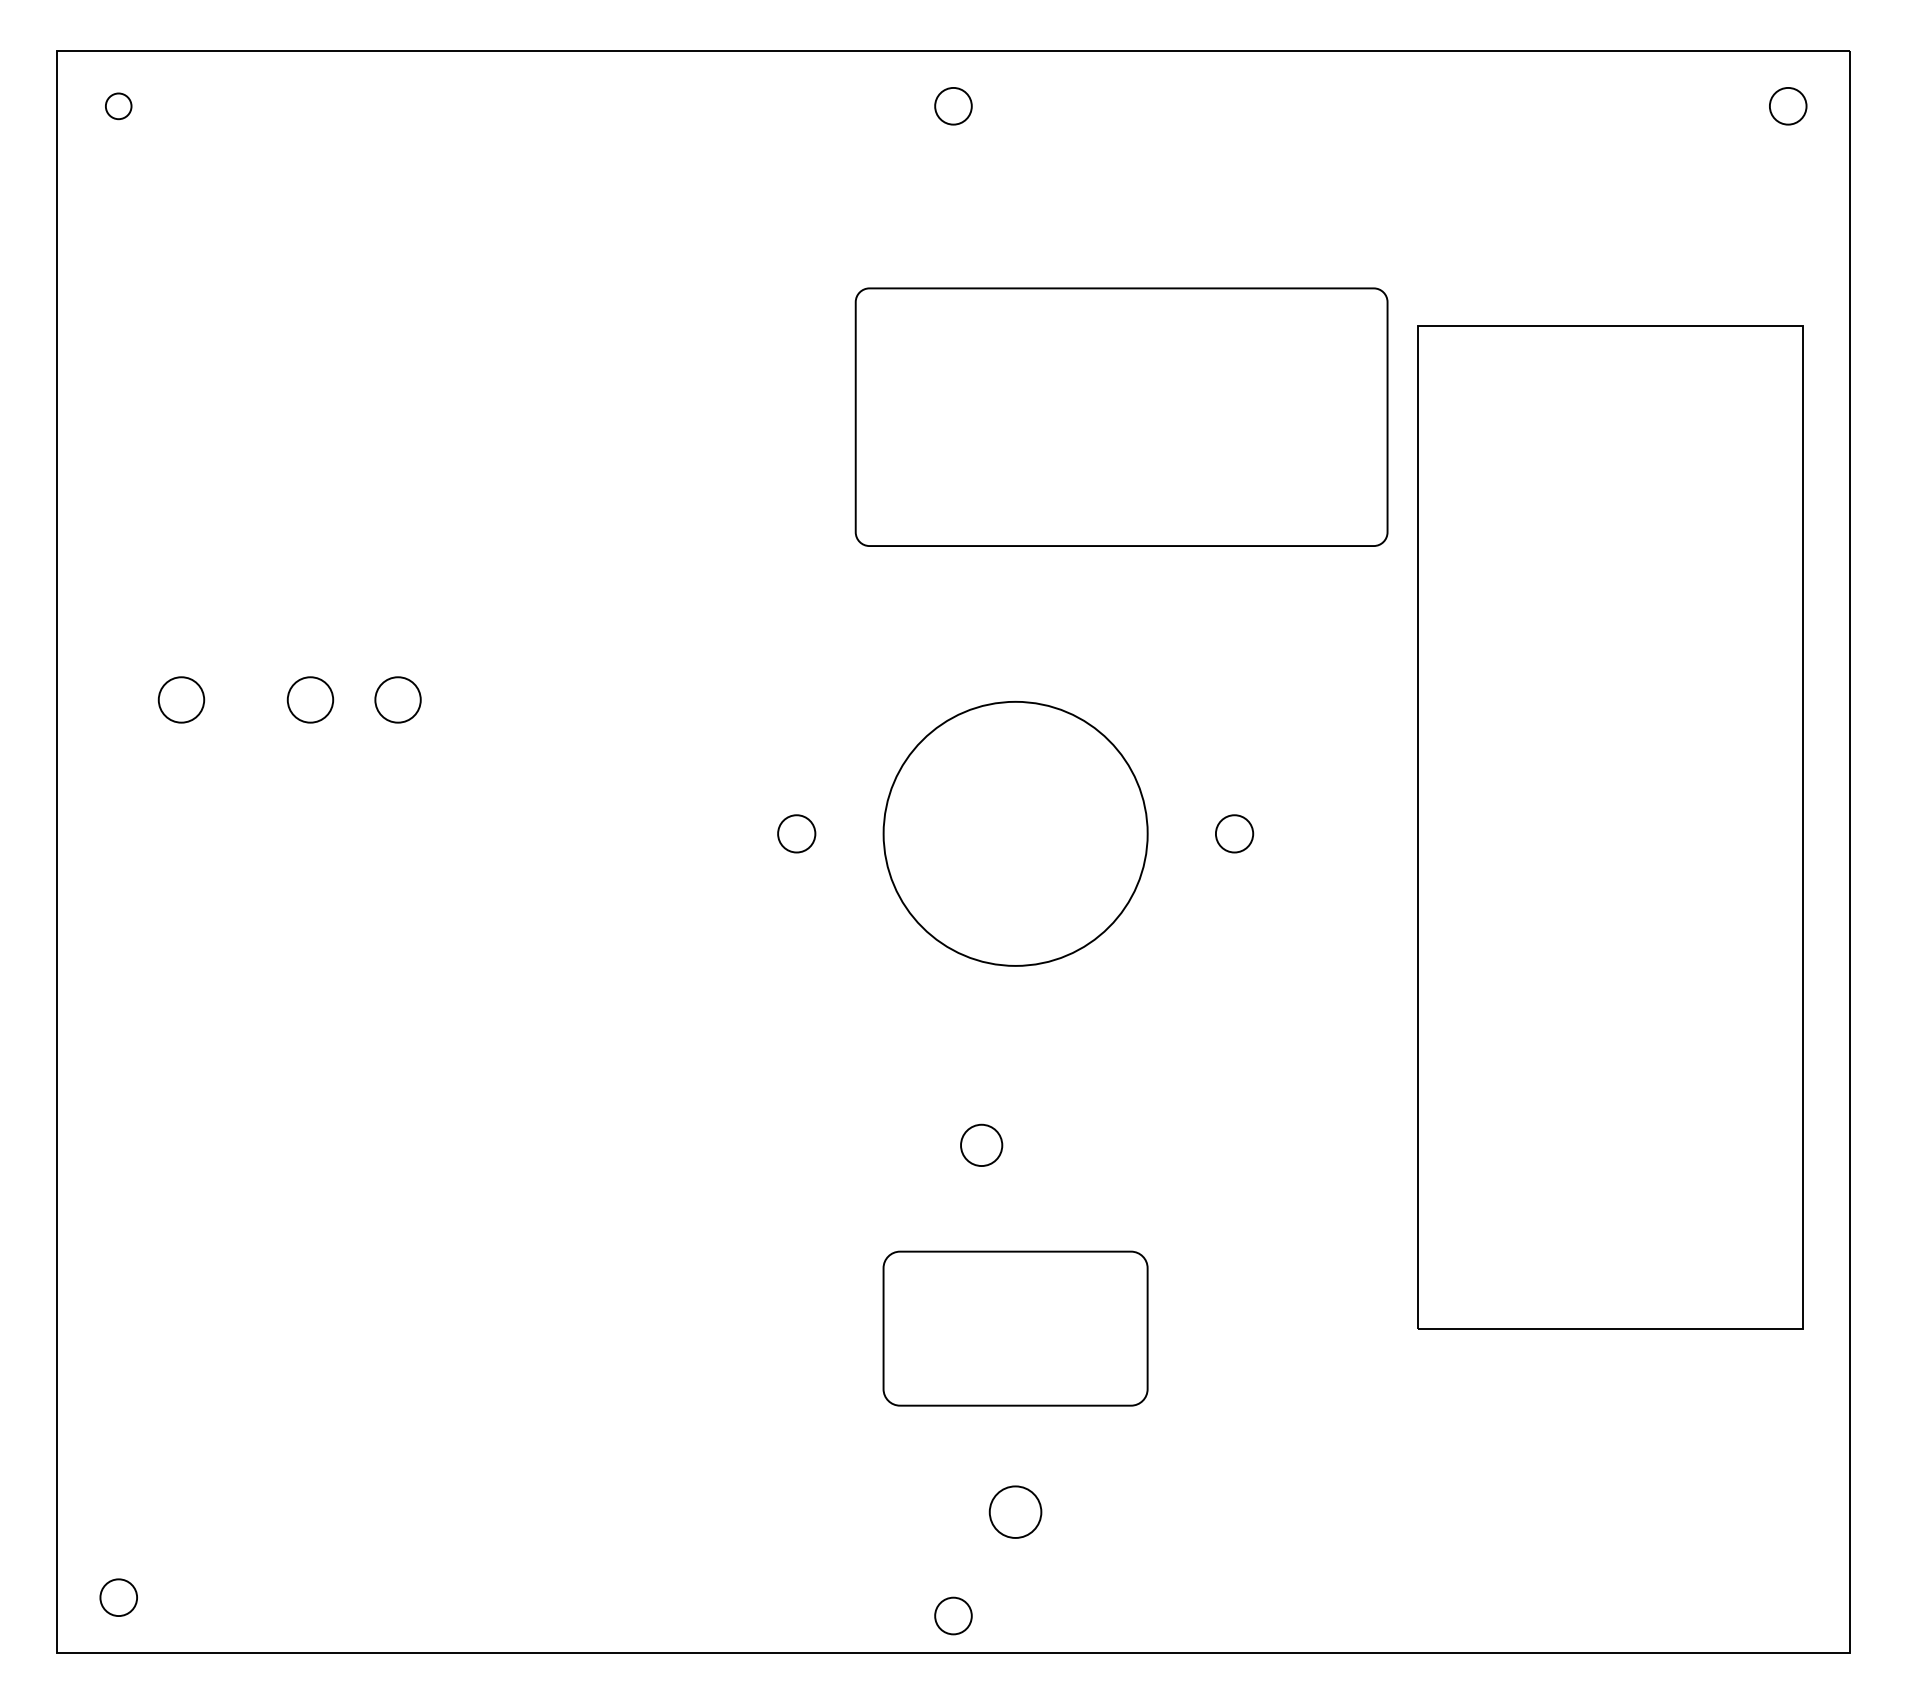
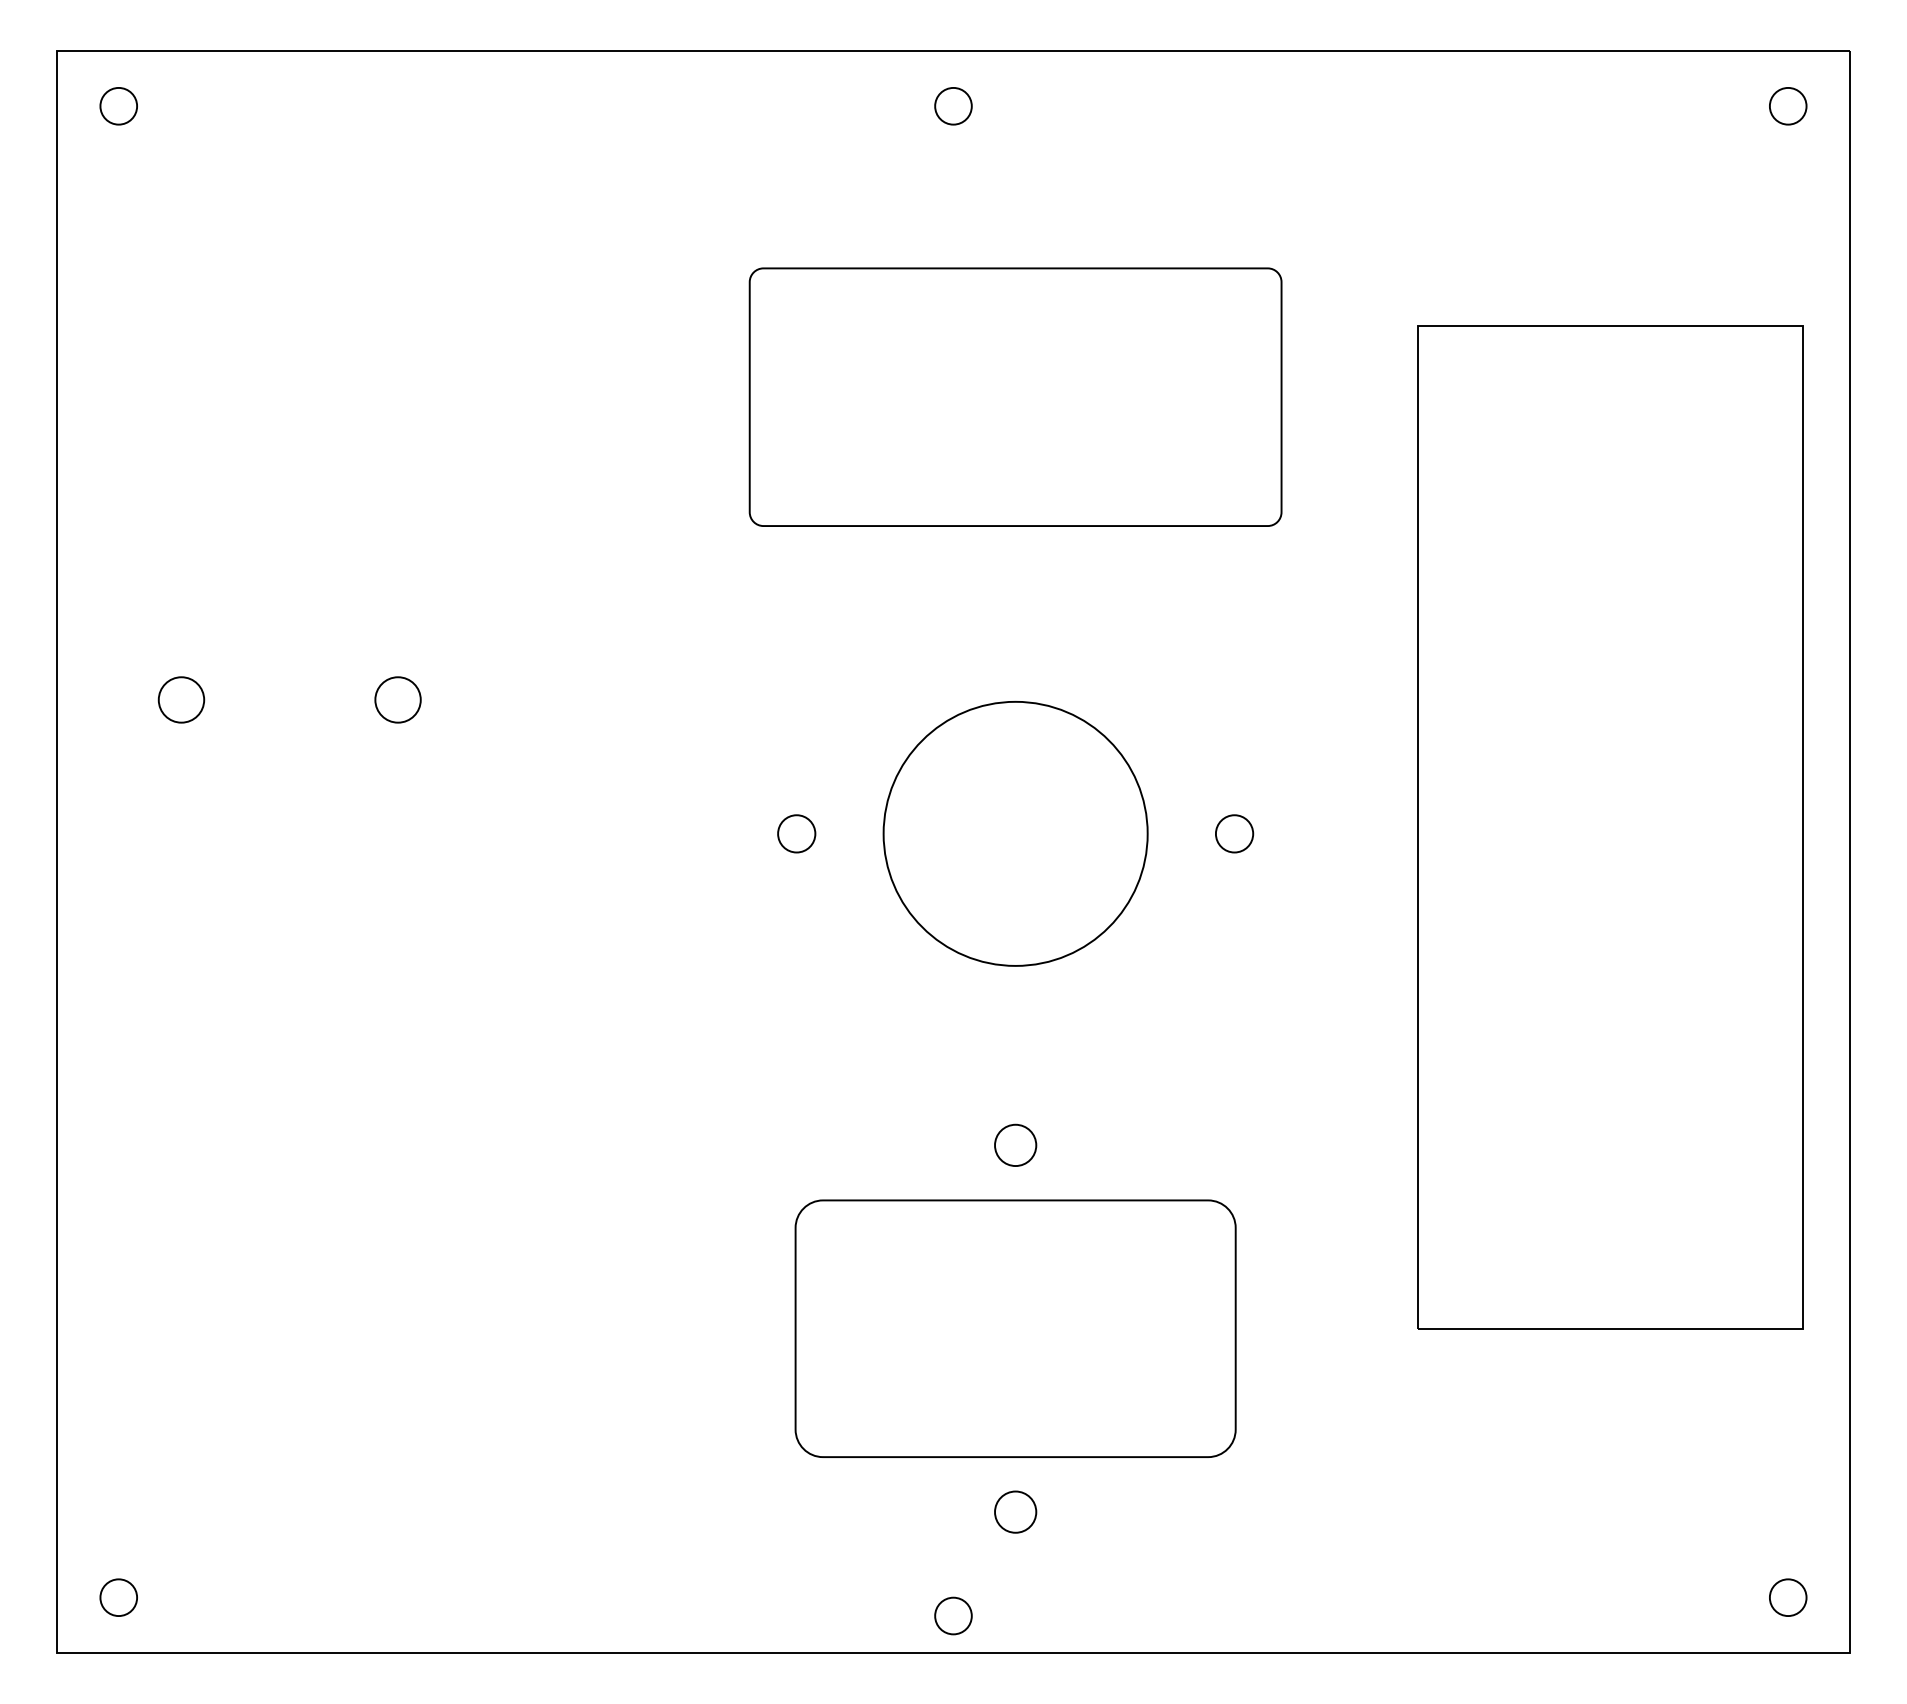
part size: 28x29 px -> 39x39 px (118, 106)
part position: (1121, 416) -> (1015, 396) (1015, 396)
part: present -> none (310, 699)
part position: (981, 1144) -> (1015, 1144) (1015, 1144)
part size: 267x157 px -> 443x259 px (1015, 1328)
part size: 55x54 px -> 44x44 px (1015, 1511)
part: none -> present (1788, 1597)
